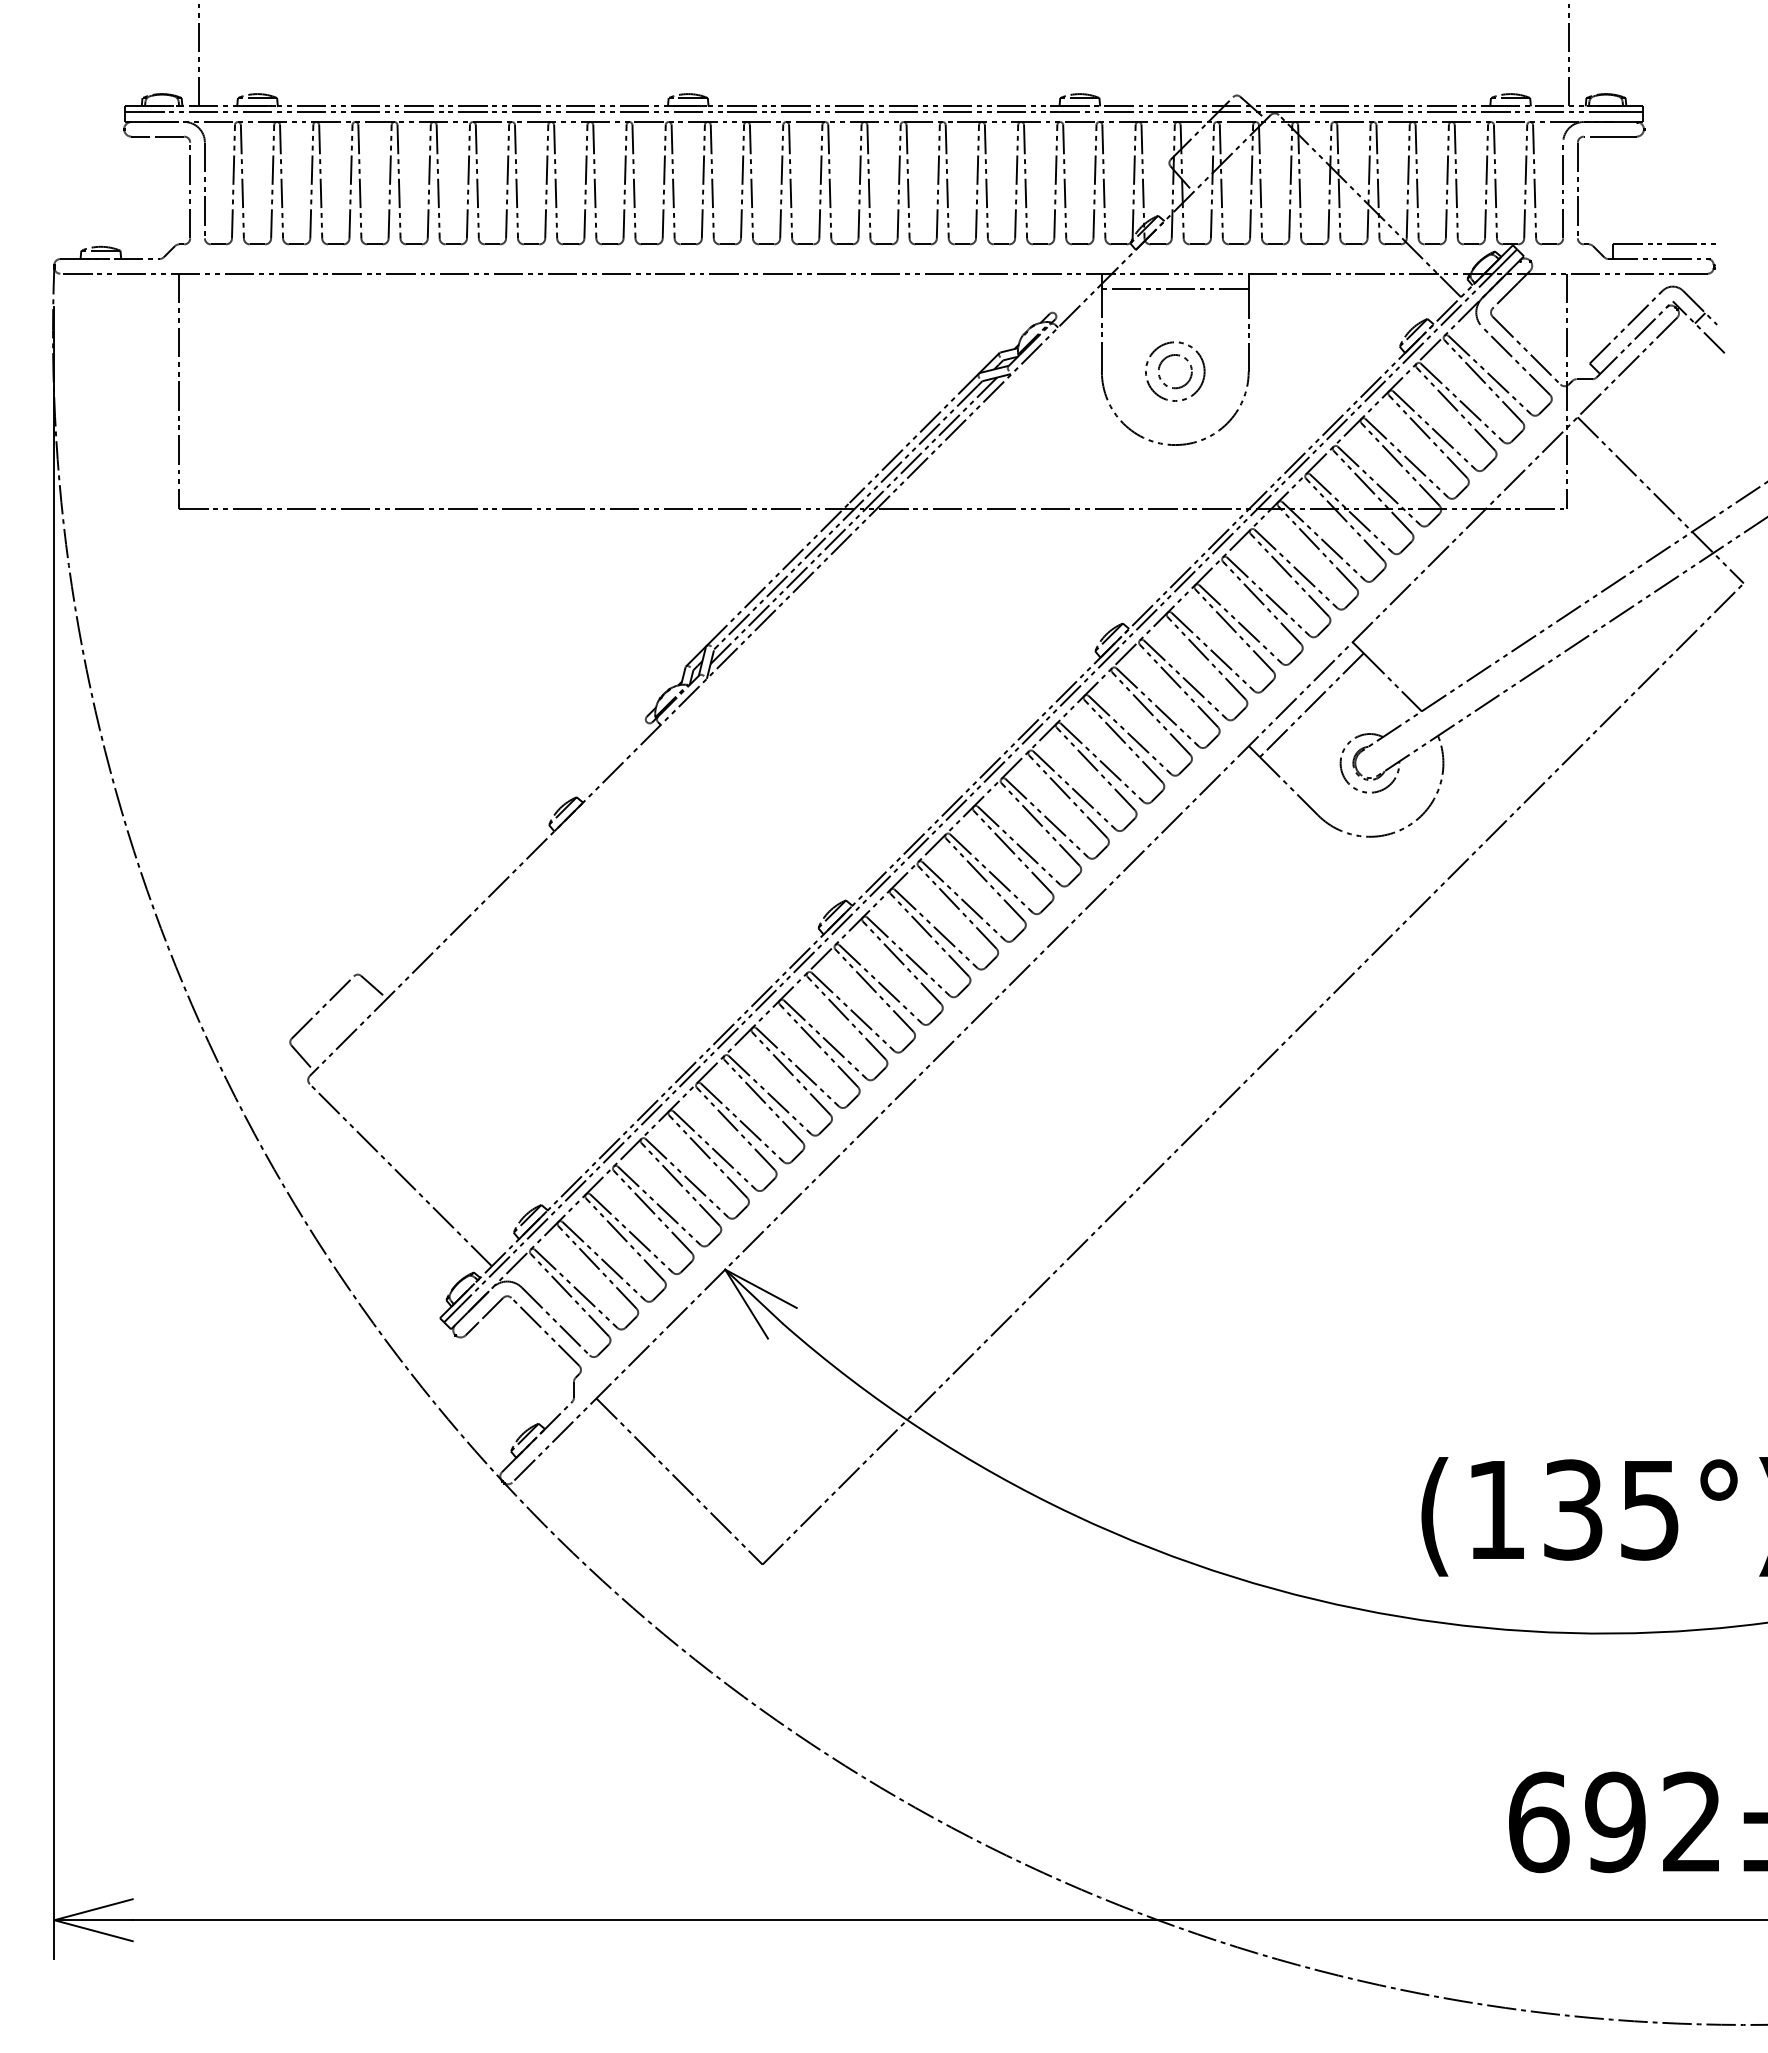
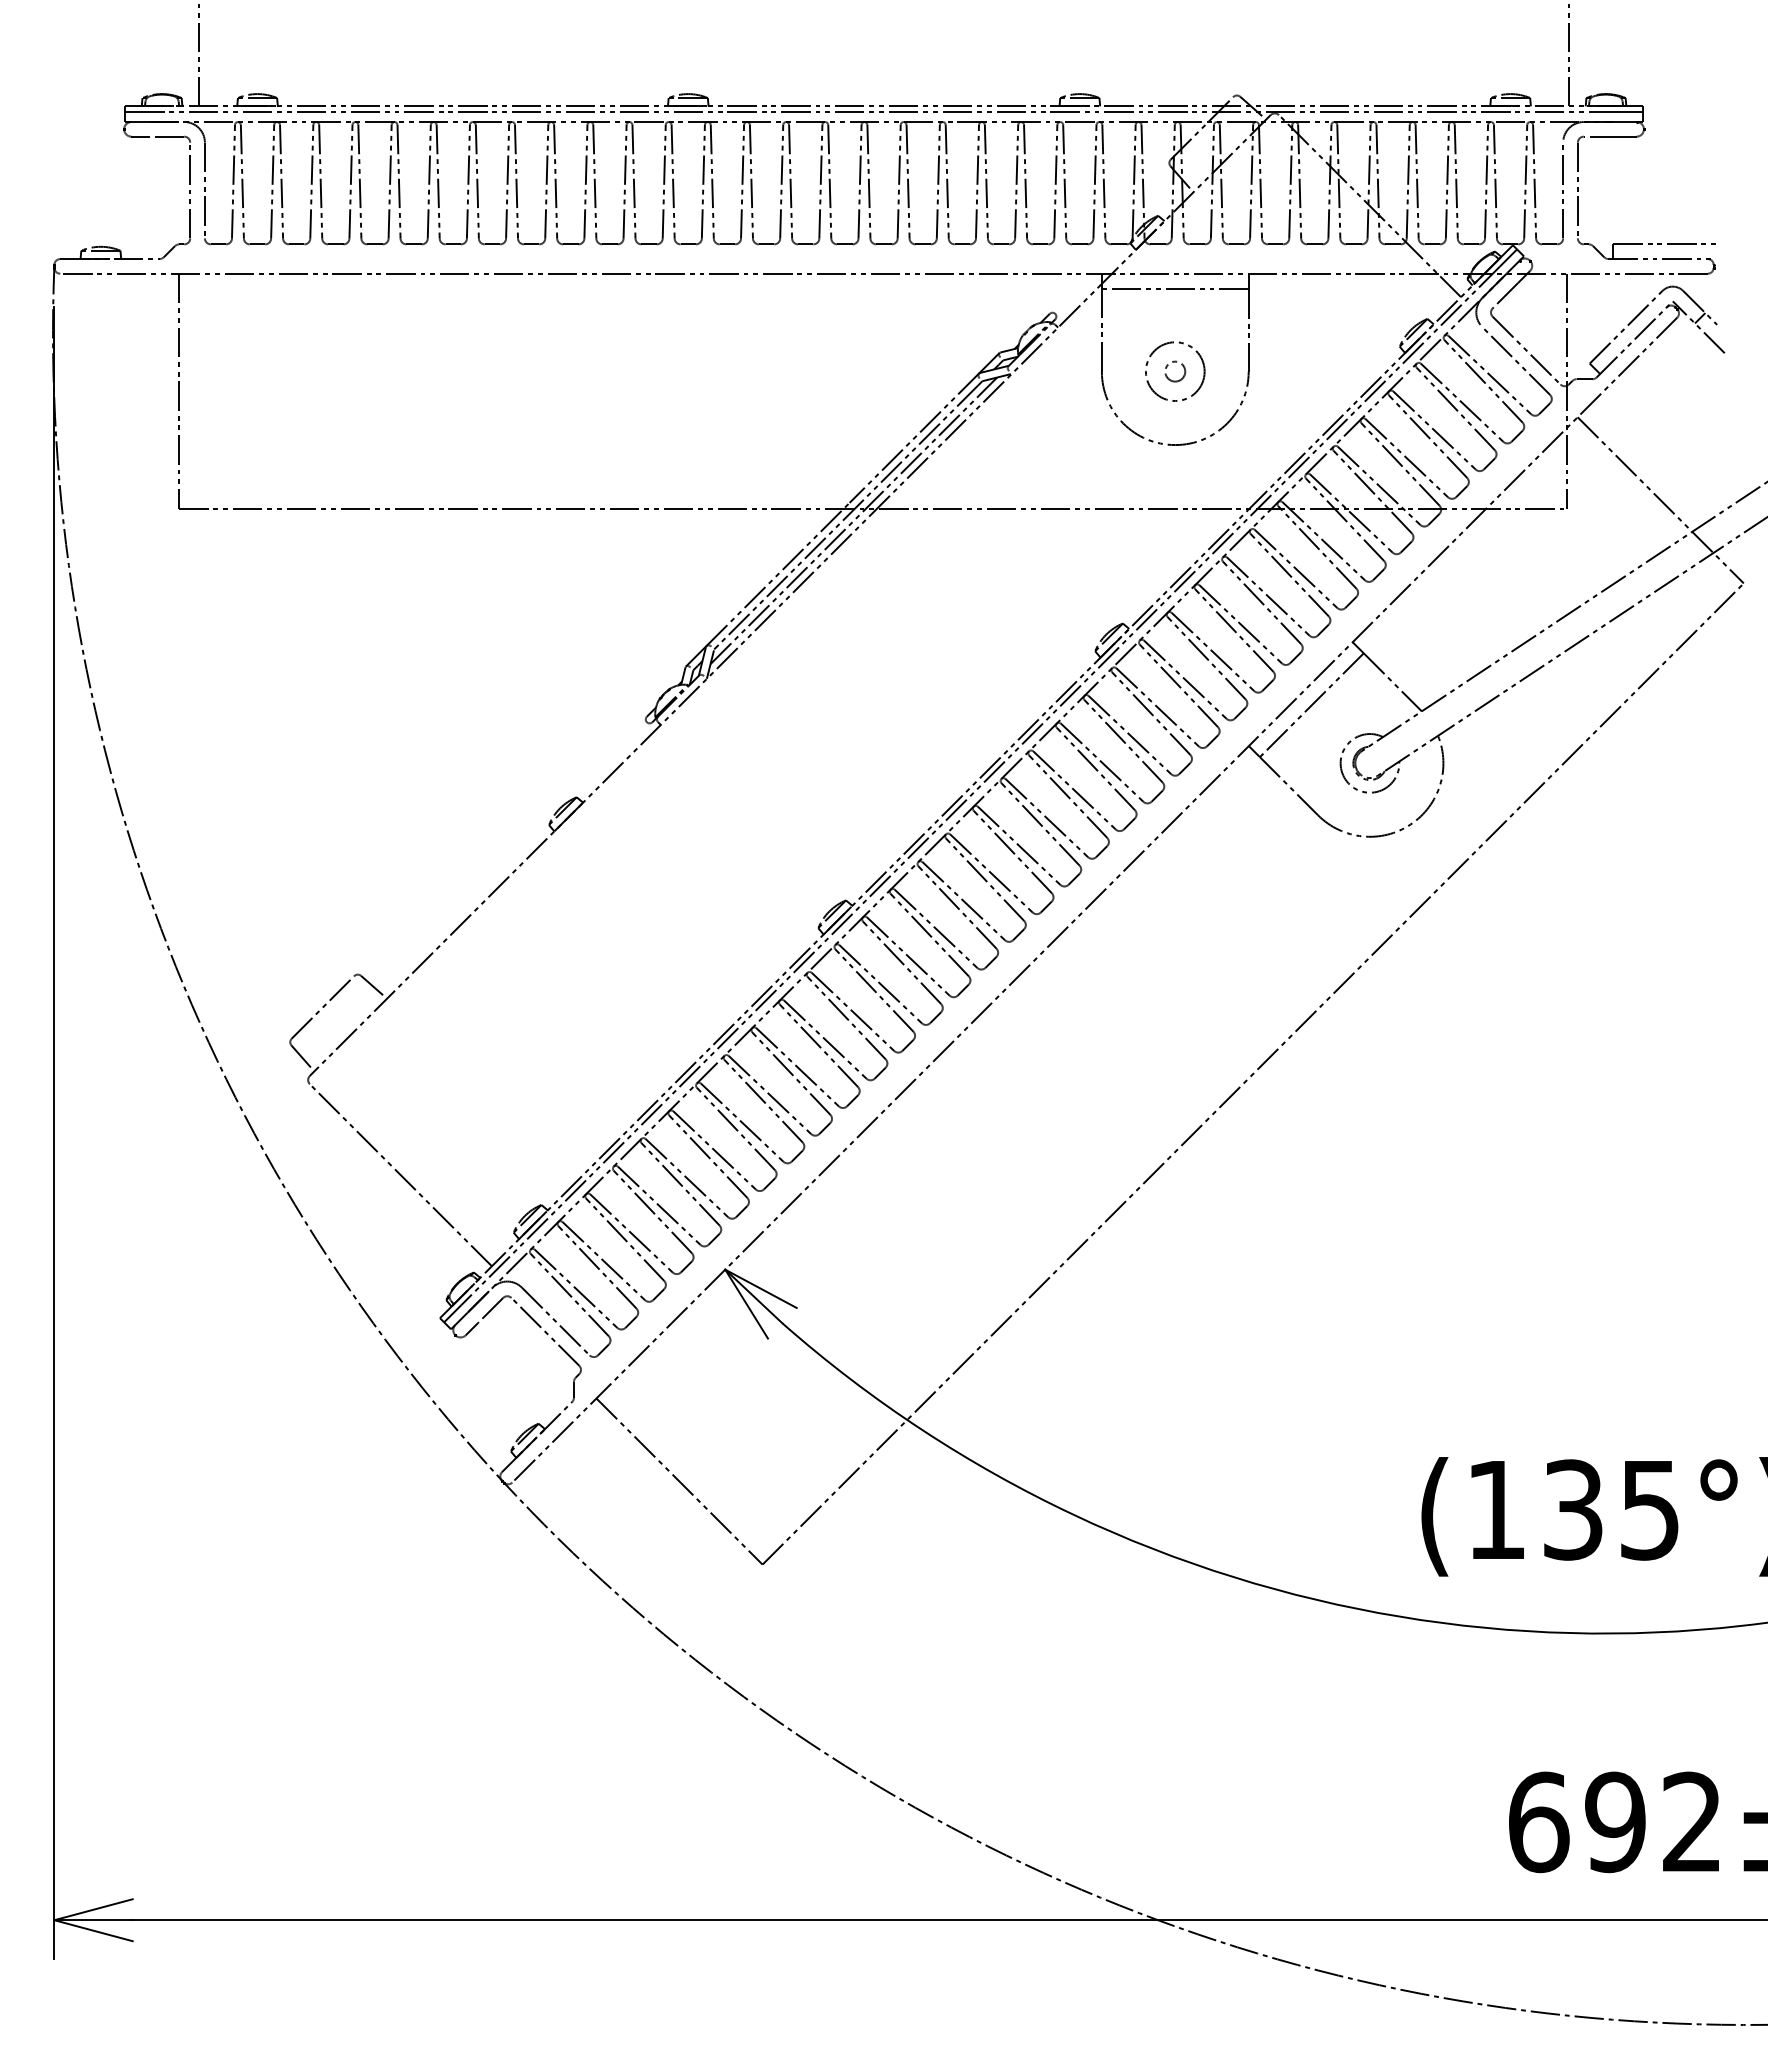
circle diameter: 33 px -> 20 px (1175, 371)
